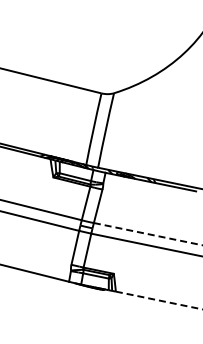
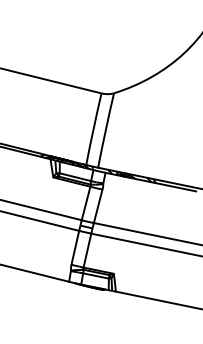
line: dashed -> solid (148, 234)
line: dashed -> solid (159, 300)
